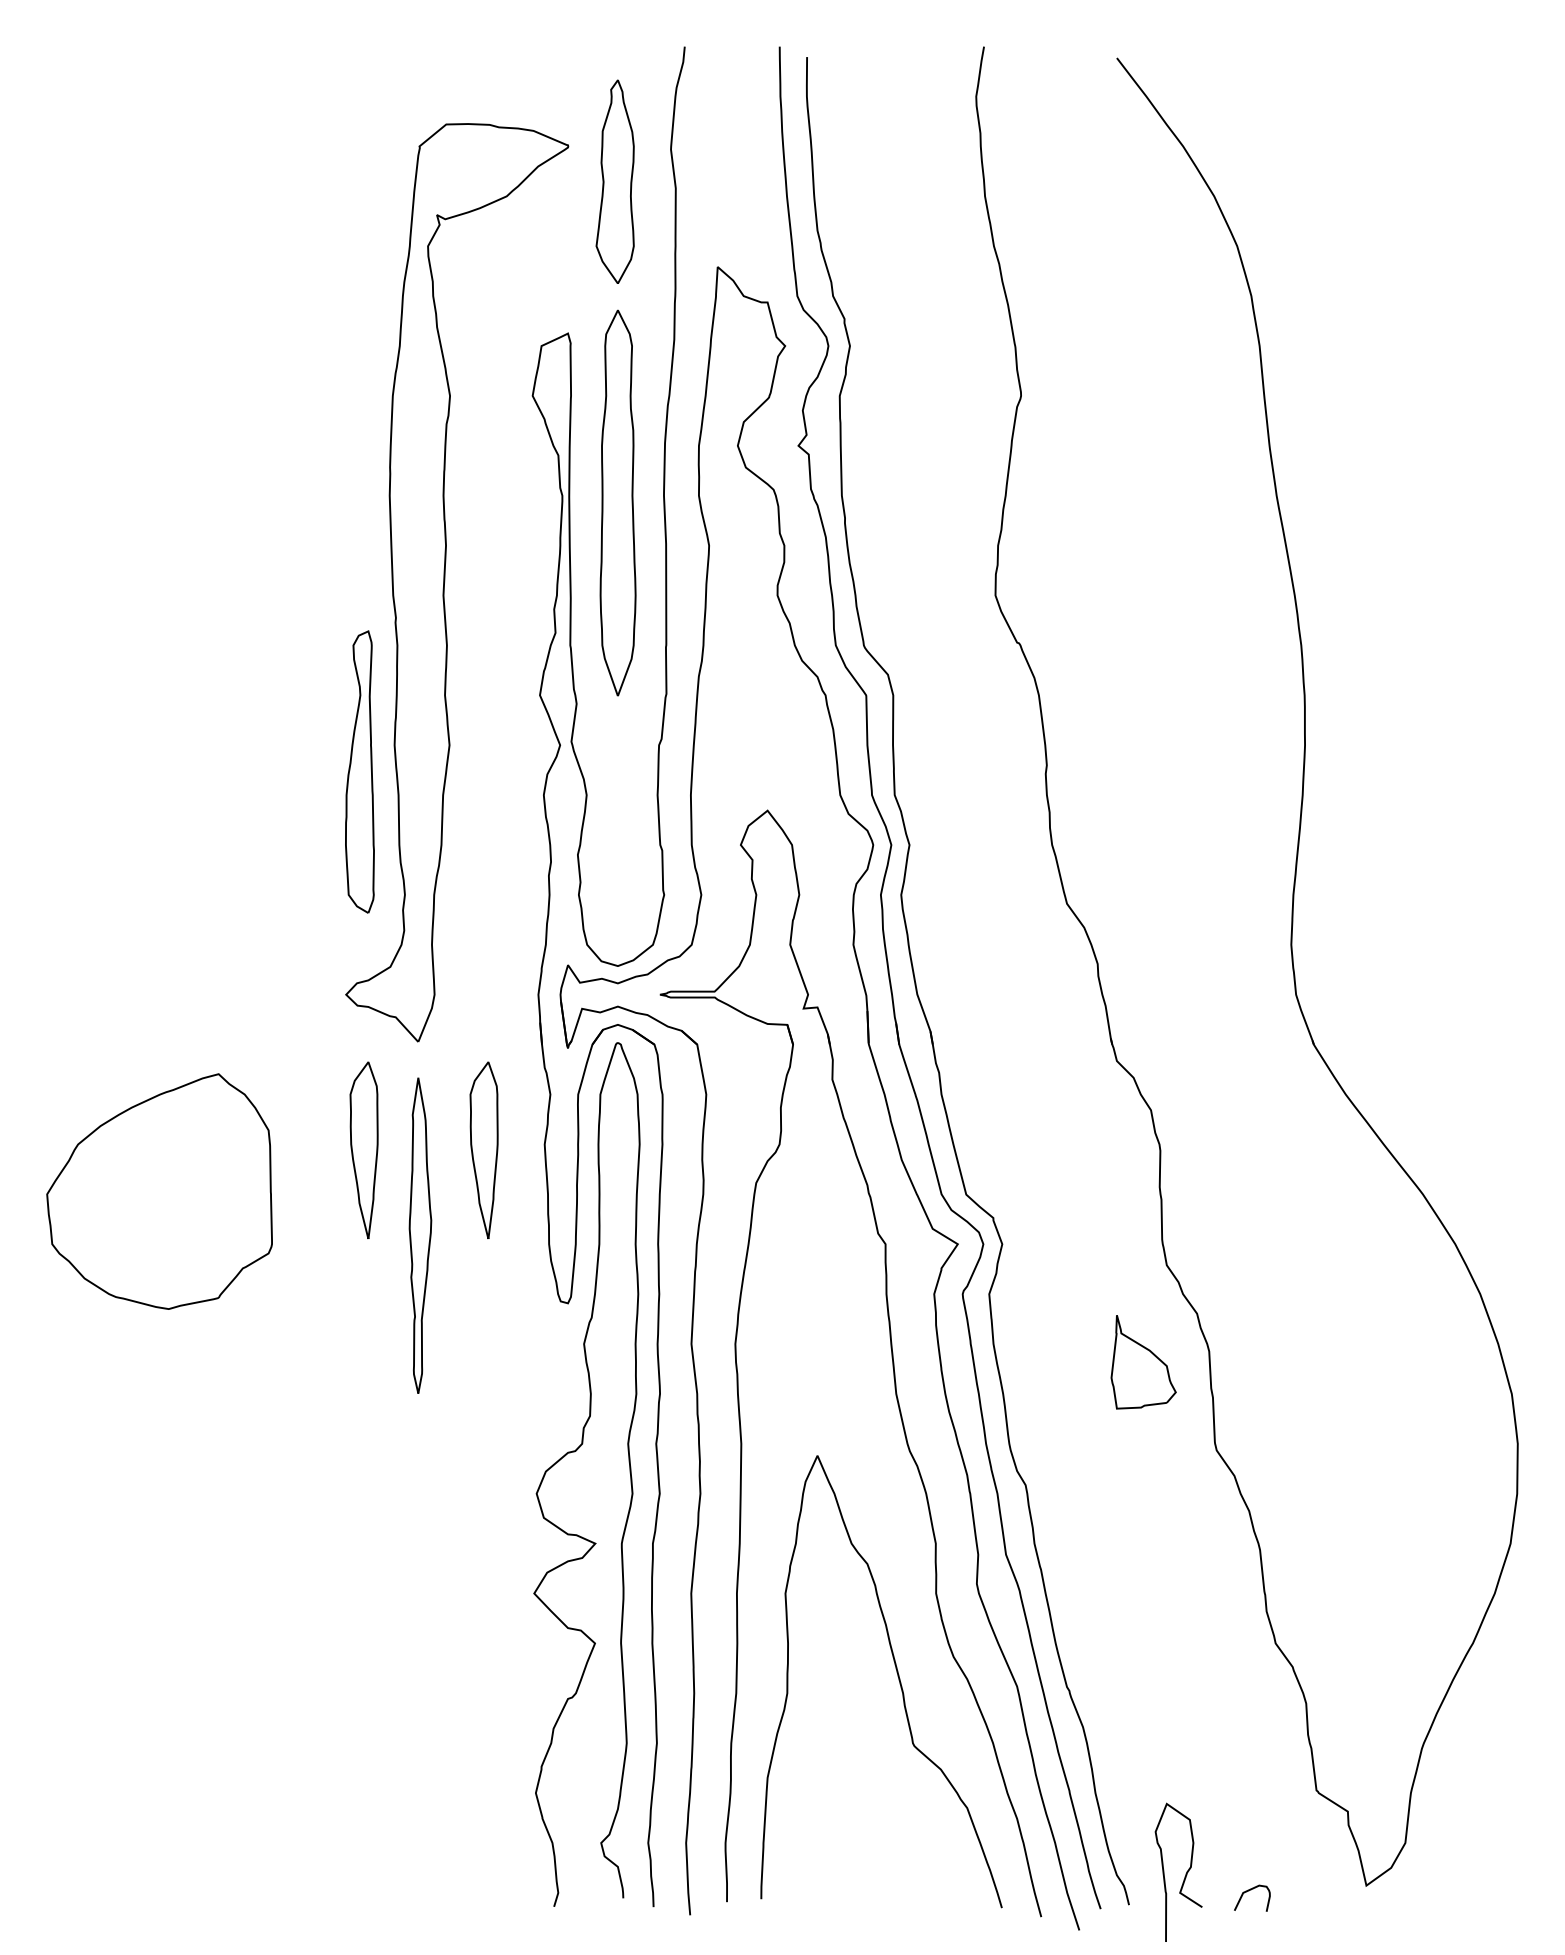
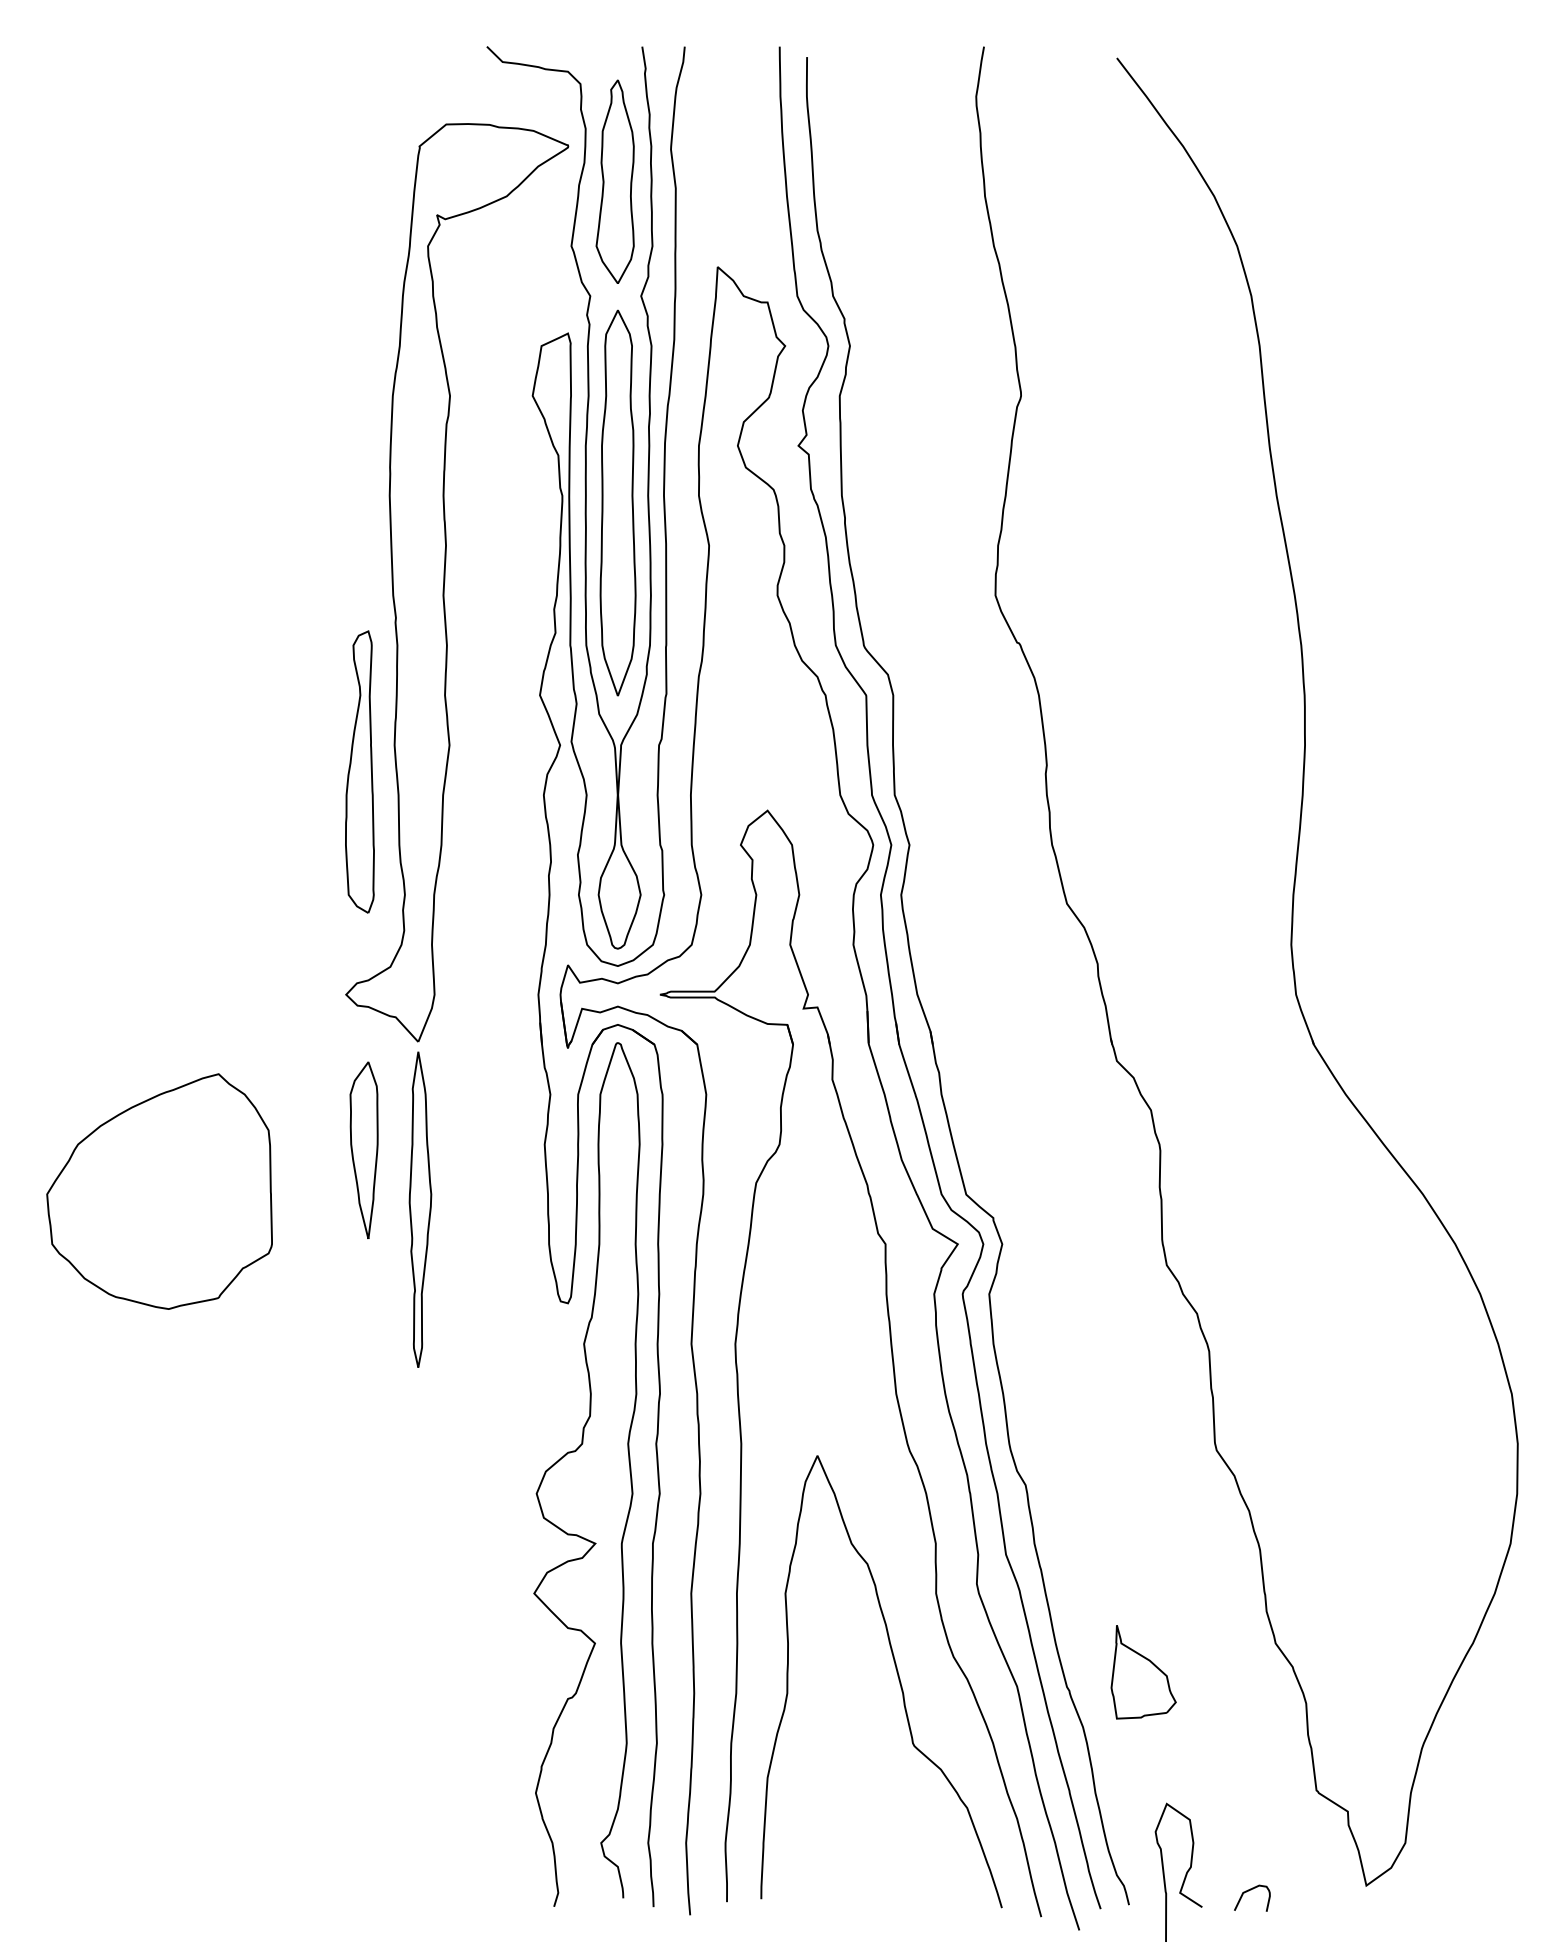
curve: none -> present (585, 497)
part: present -> none (483, 1149)
part position: (420, 1235) -> (420, 1209) (420, 1209)
part position: (1143, 1362) -> (1143, 1672) (1143, 1672)
